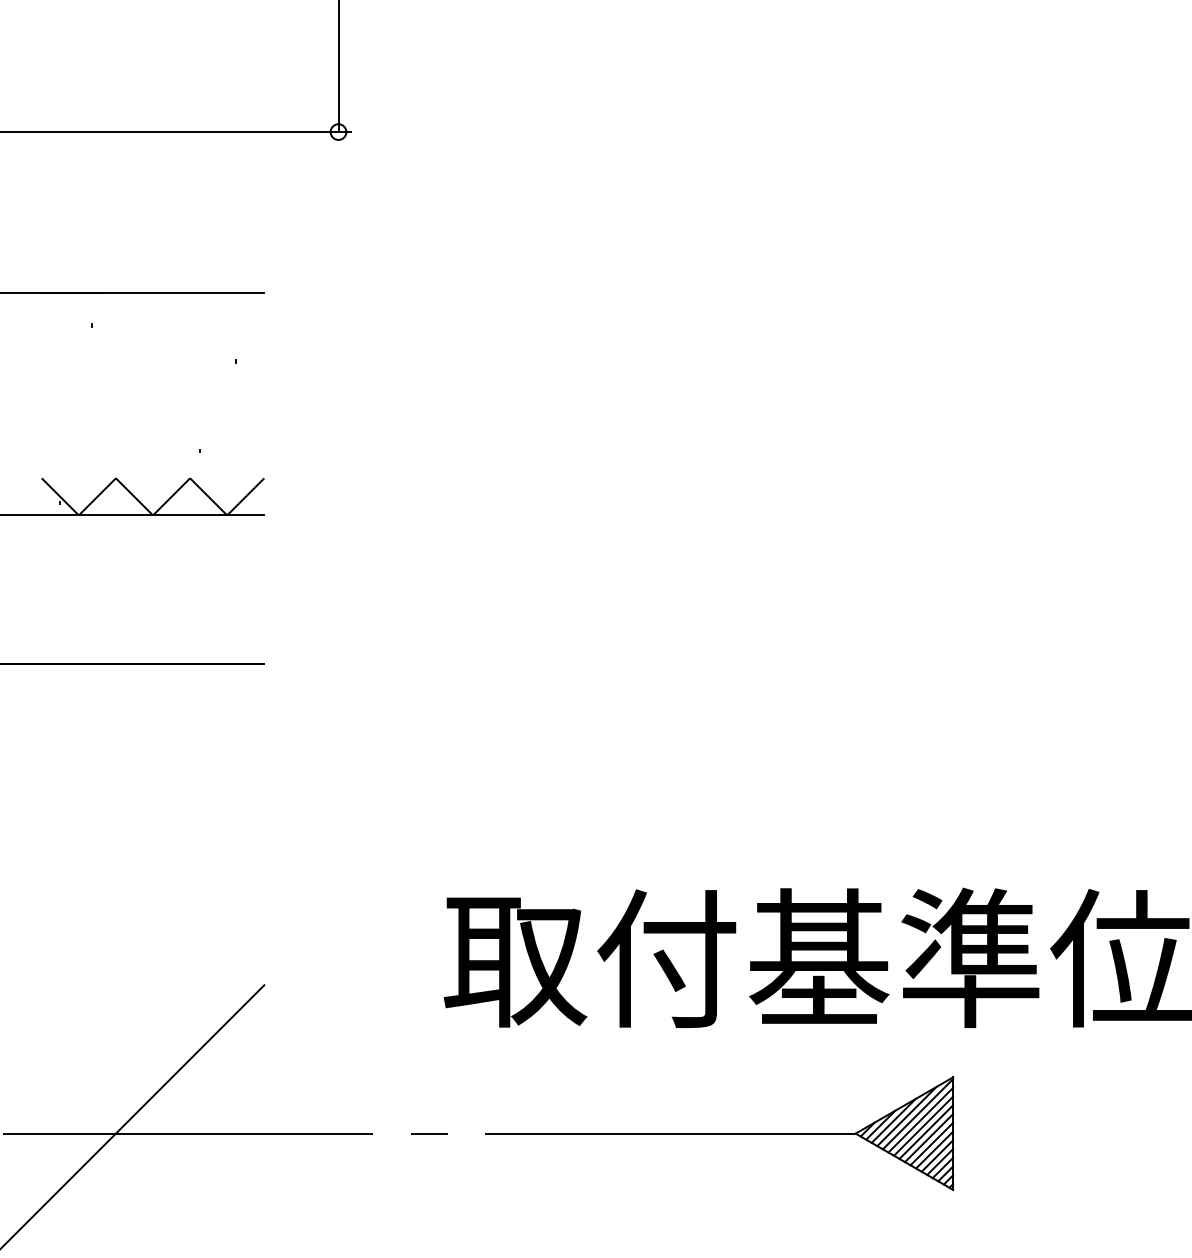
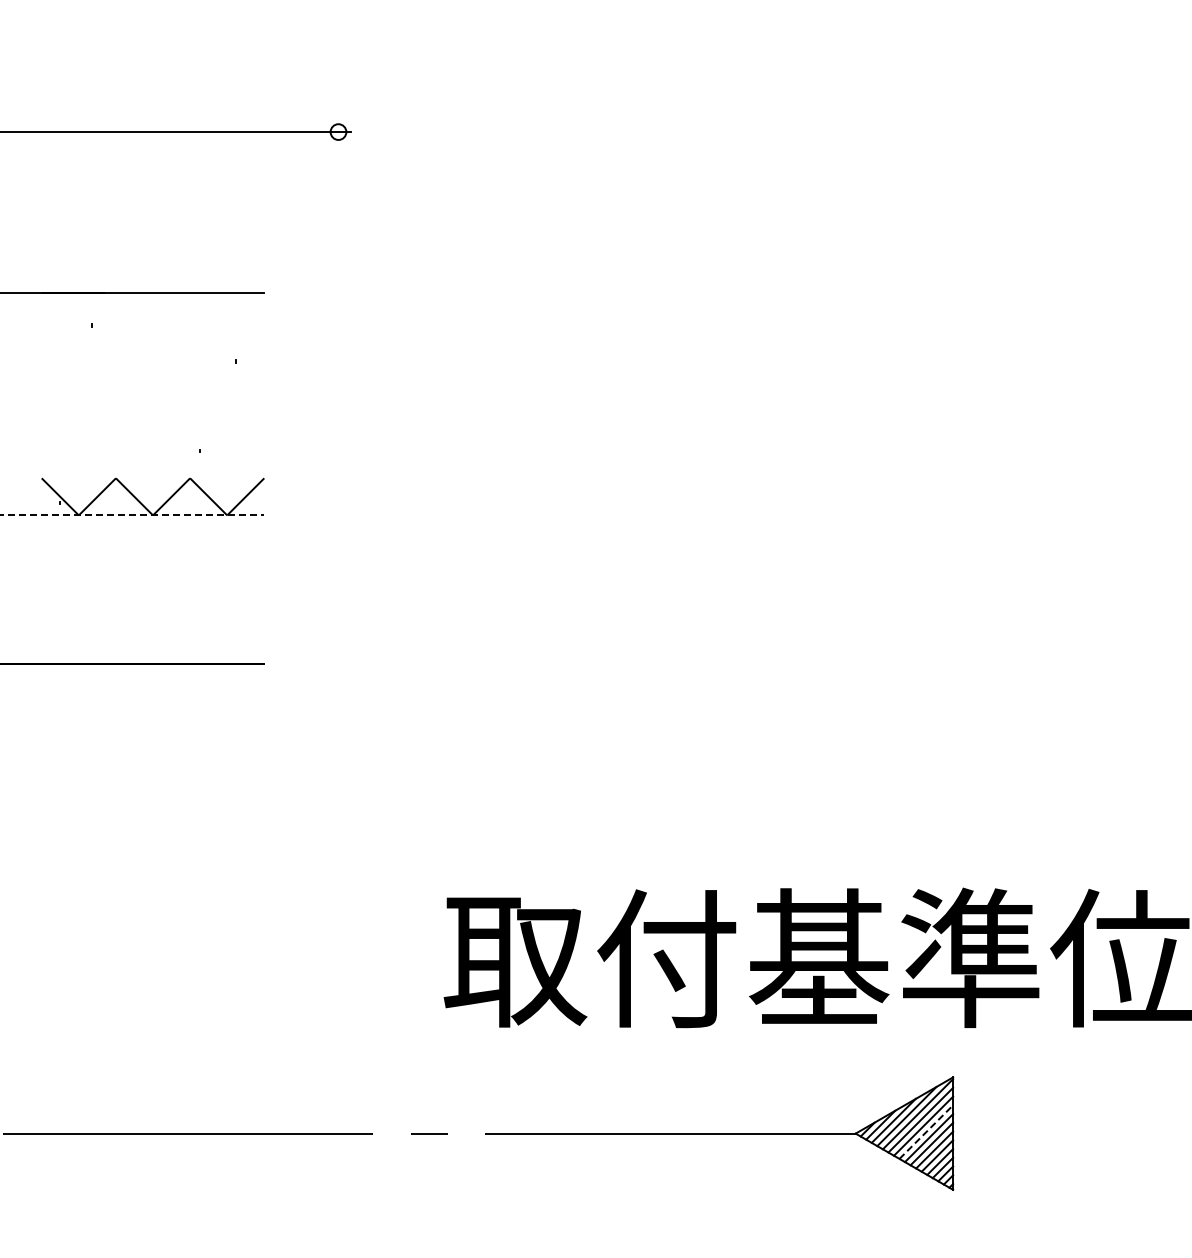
line: present -> none (338, 67)
line: solid -> dashed (132, 515)
line: present -> none (133, 1115)
line: solid -> dashed (926, 1132)
